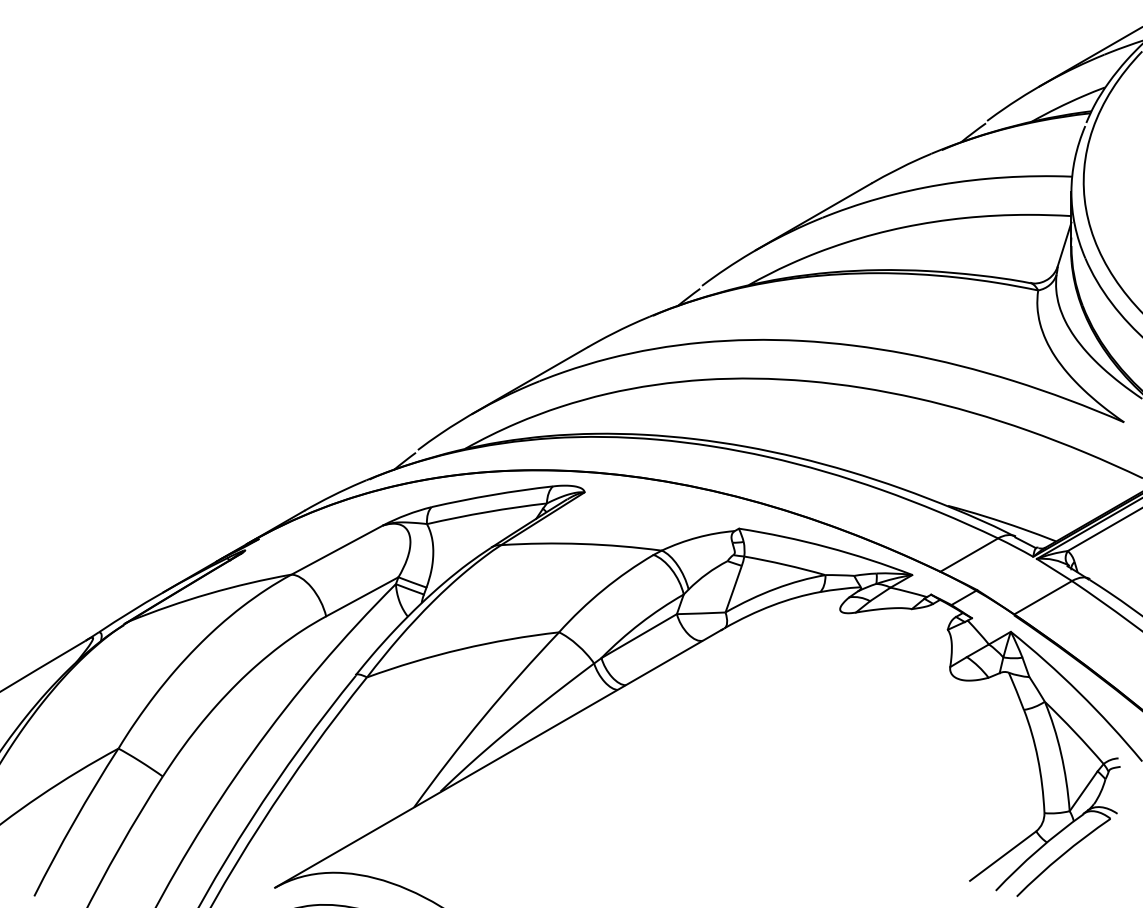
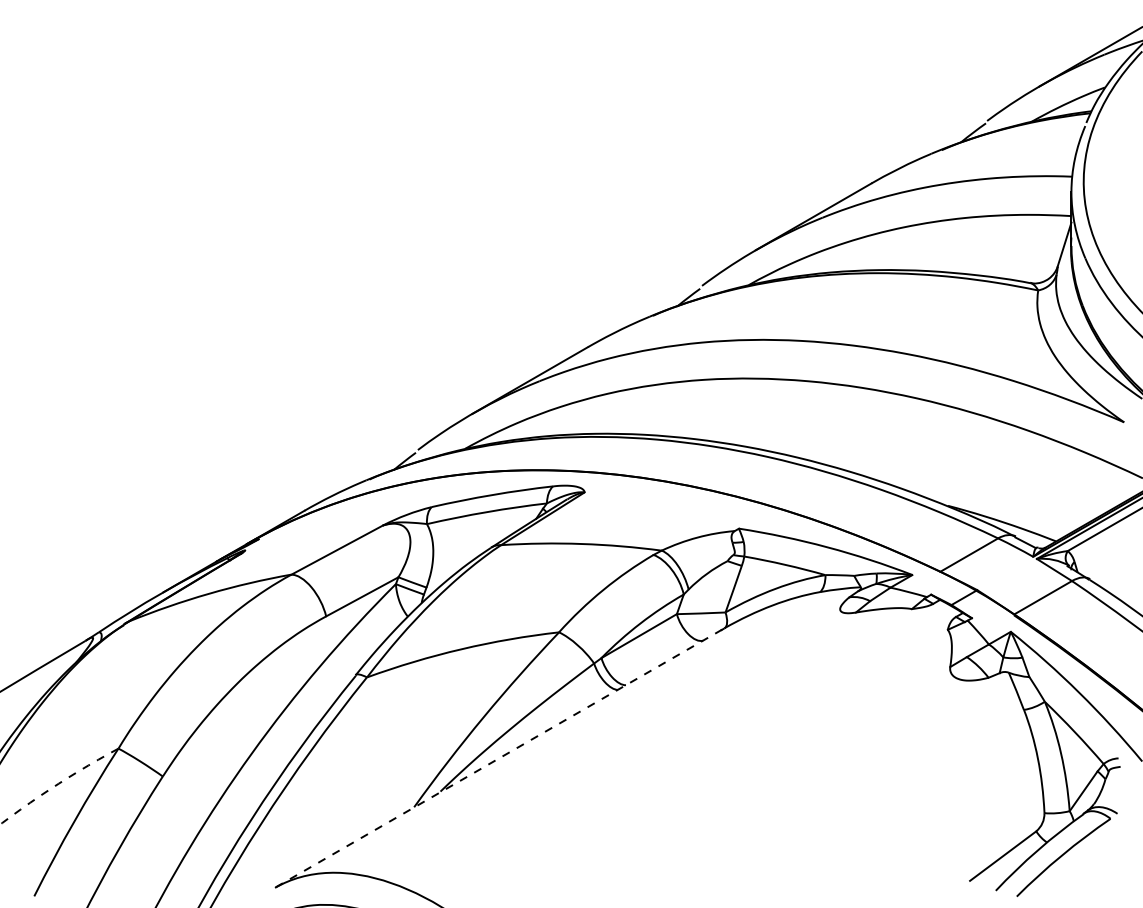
line: solid -> dashed (498, 758)
arc: solid -> dashed (57, 784)
